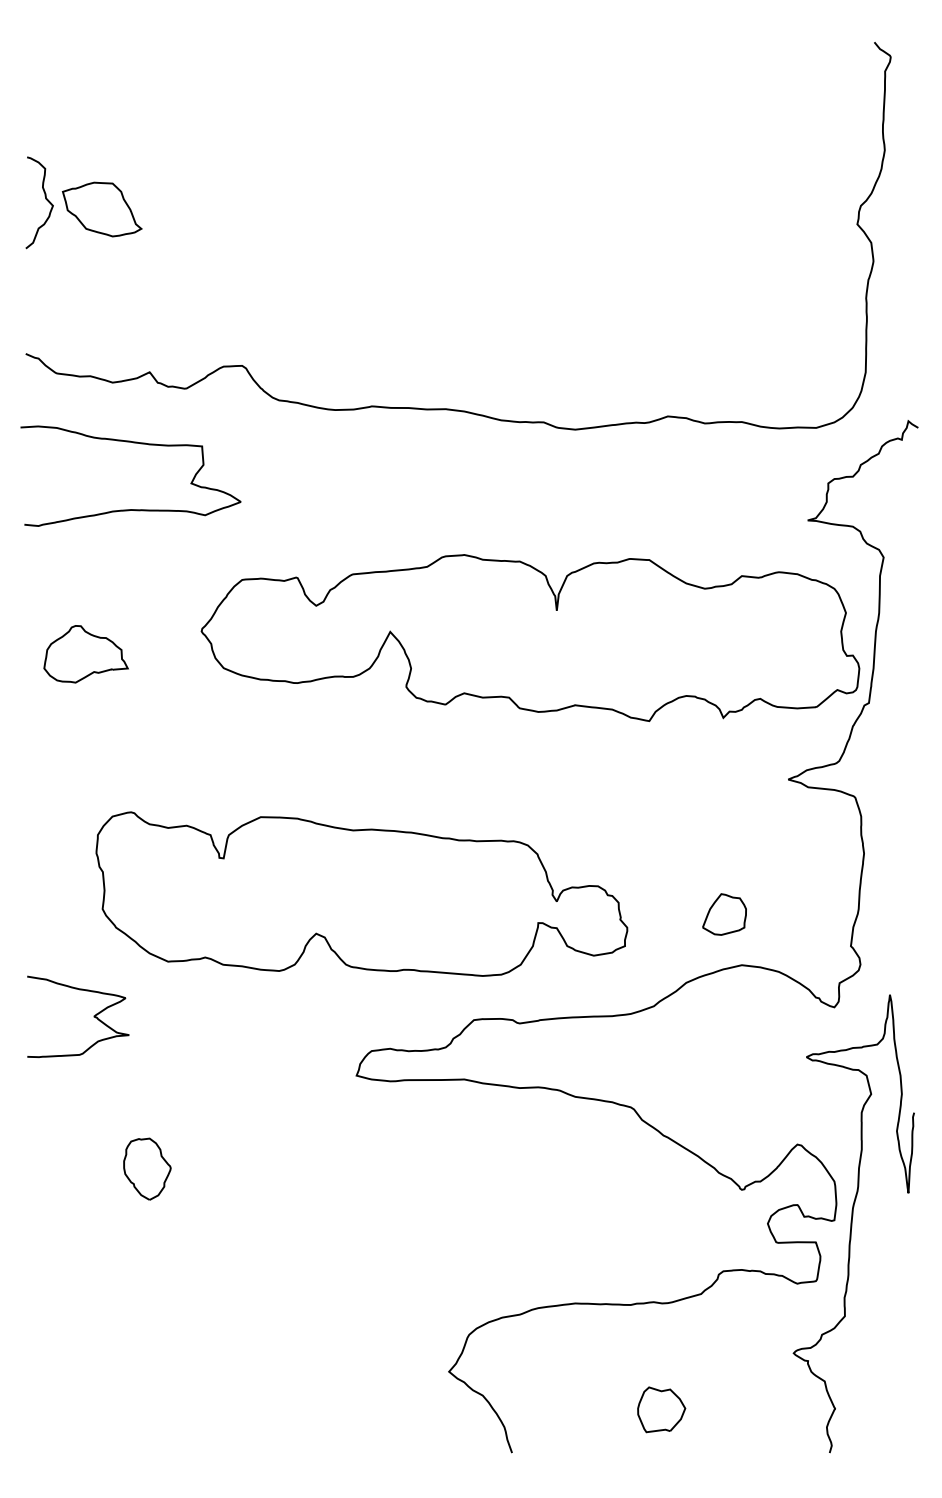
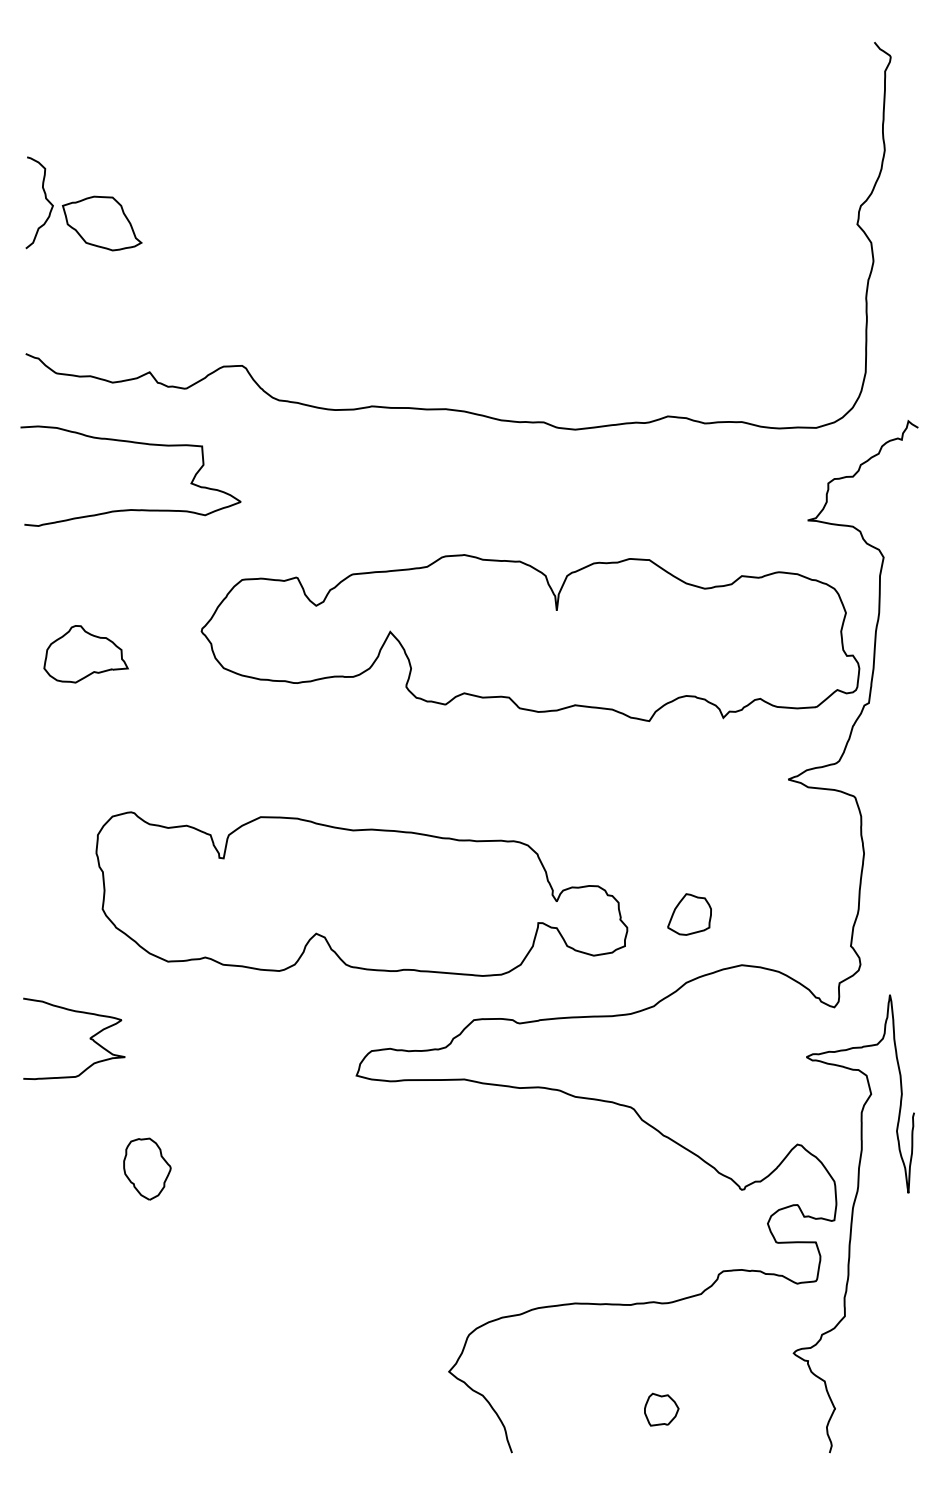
part position: (102, 209) -> (102, 223) (102, 223)
part position: (724, 914) -> (689, 914) (689, 914)
curve position: (93, 1016) -> (89, 1038) (89, 1038)
part size: 50x48 px -> 36x35 px (661, 1409)
